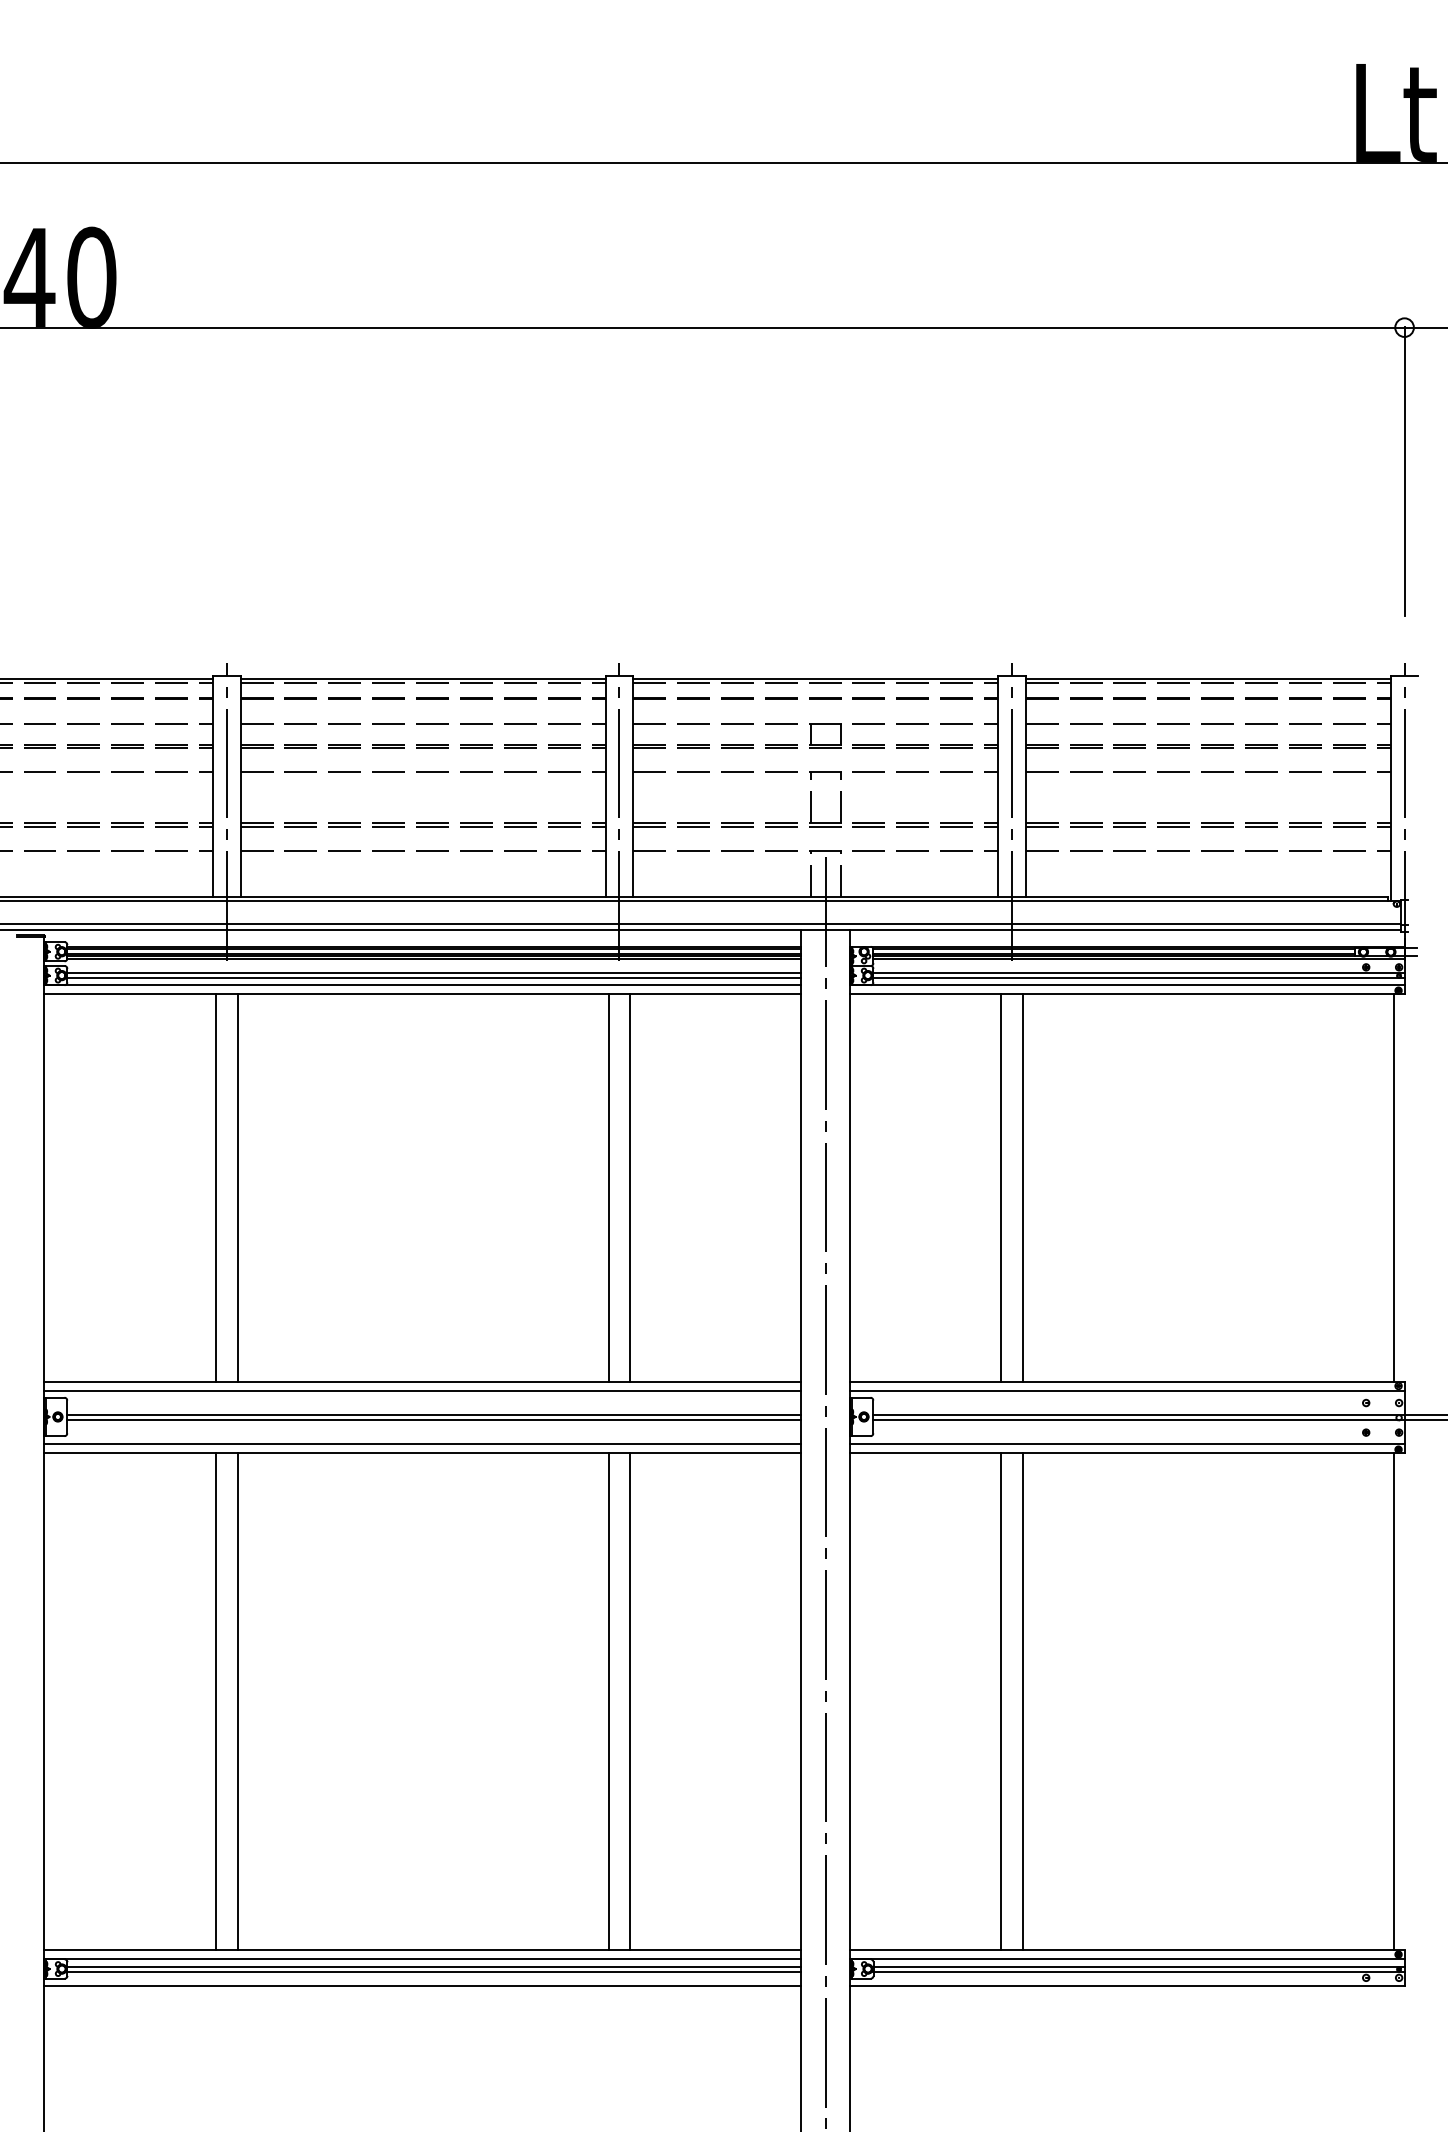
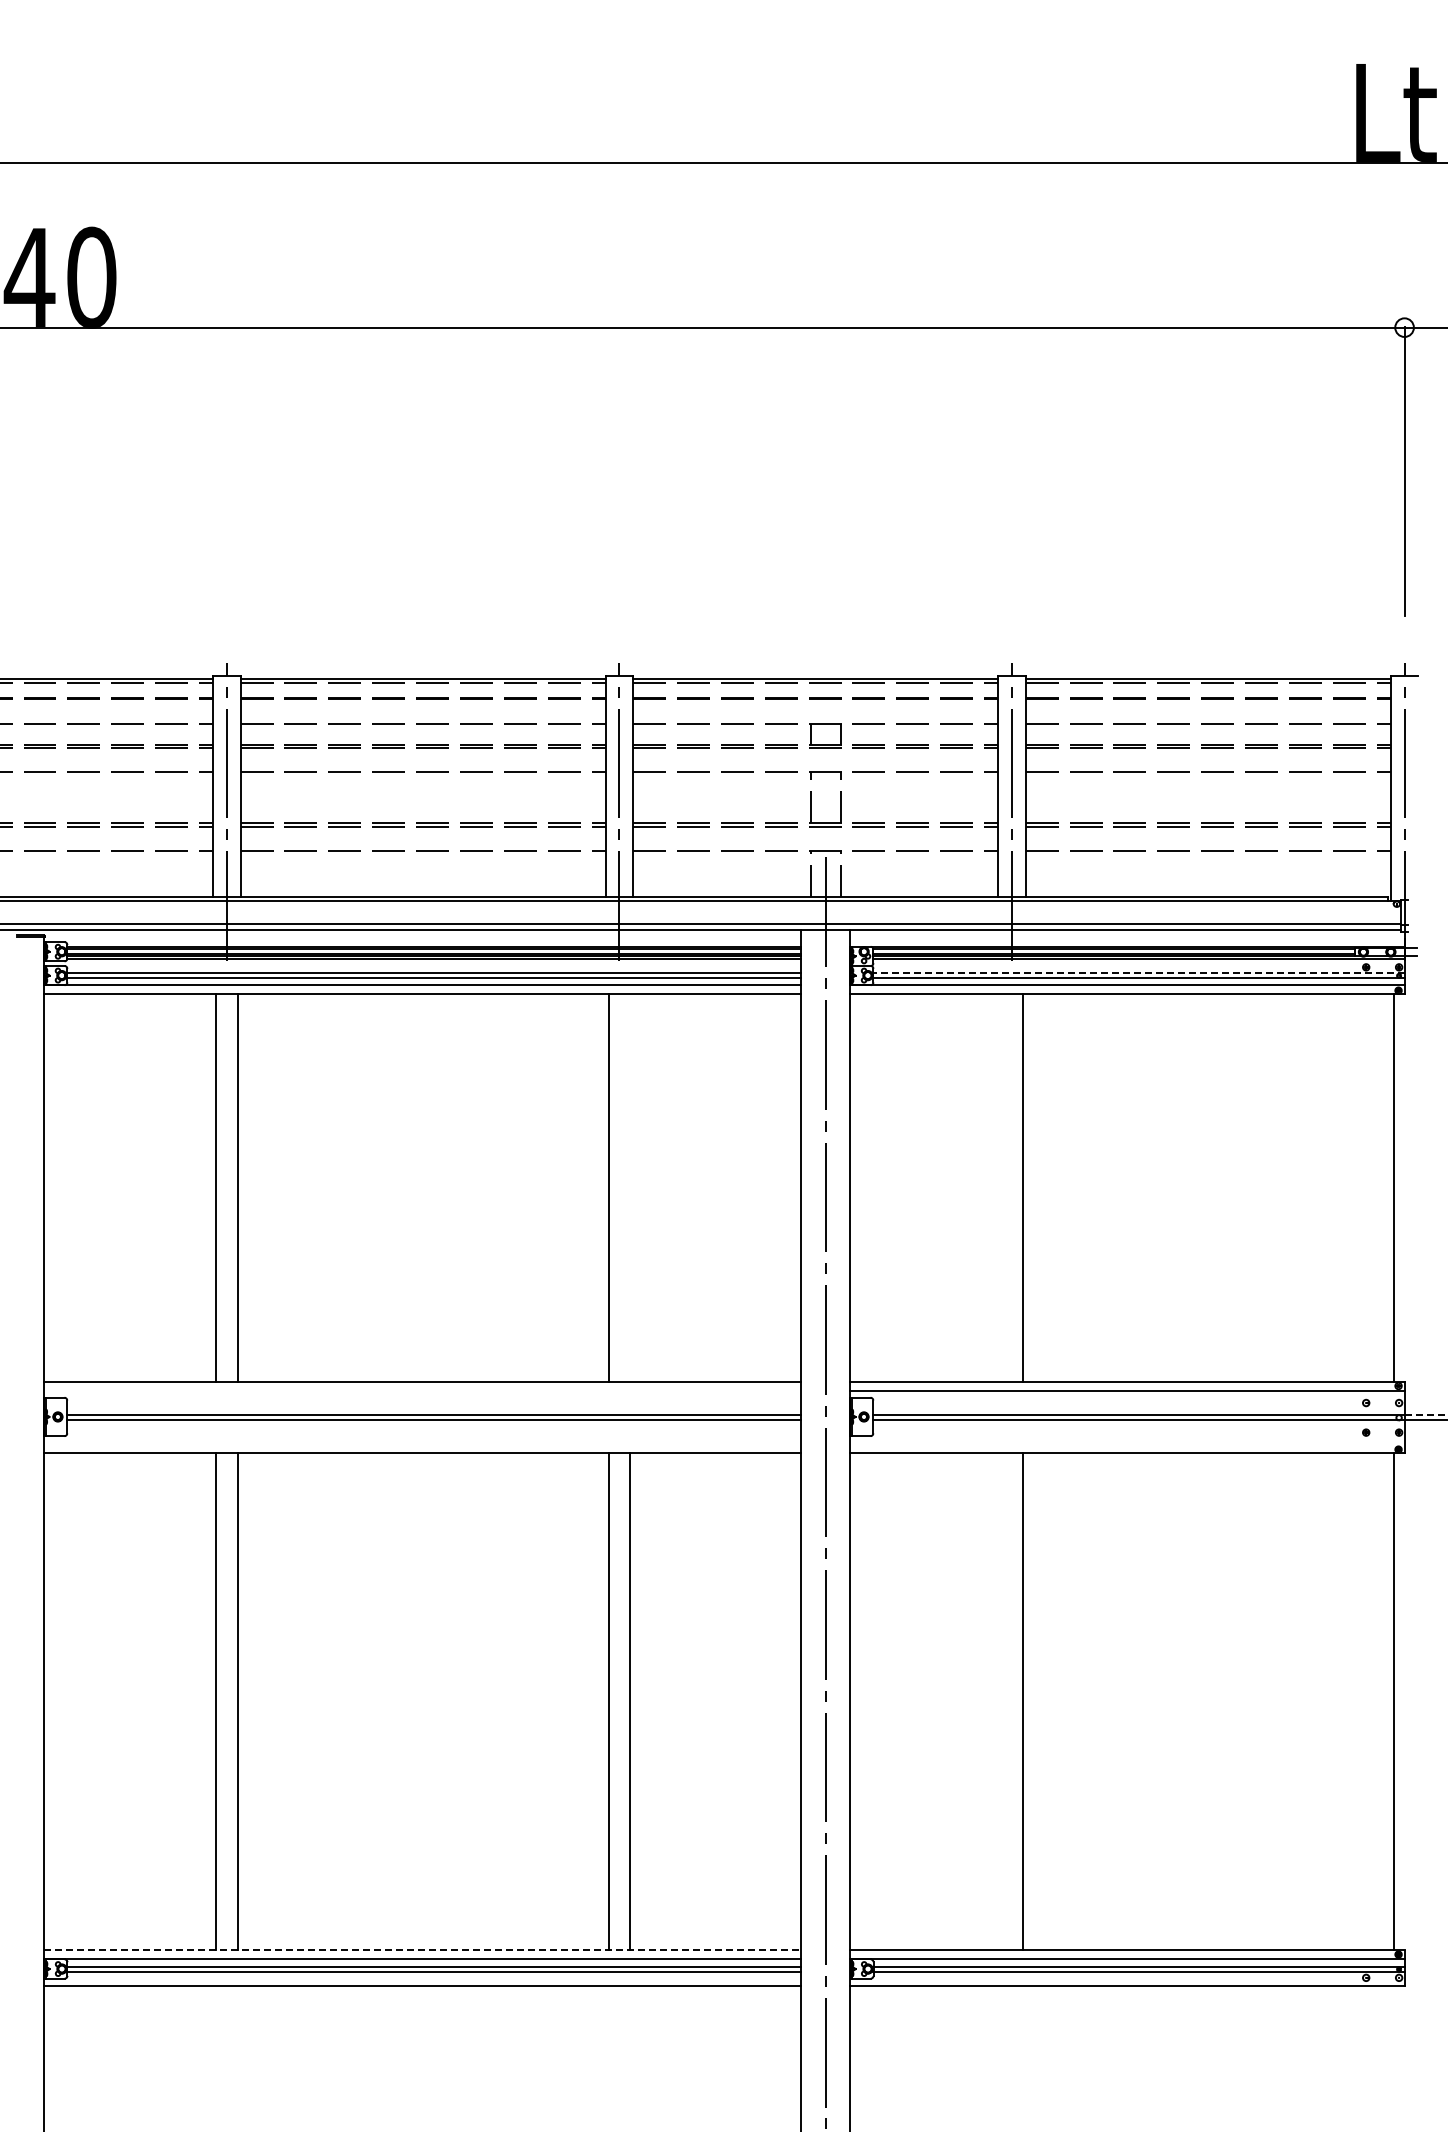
line: solid -> dashed (1139, 973)
line: present -> none (630, 1187)
line: present -> none (1001, 1187)
line: present -> none (422, 1390)
line: solid -> dashed (1426, 1415)
line: present -> none (422, 1444)
line: present -> none (1127, 1444)
line: present -> none (1001, 1701)
line: solid -> dashed (423, 1950)
